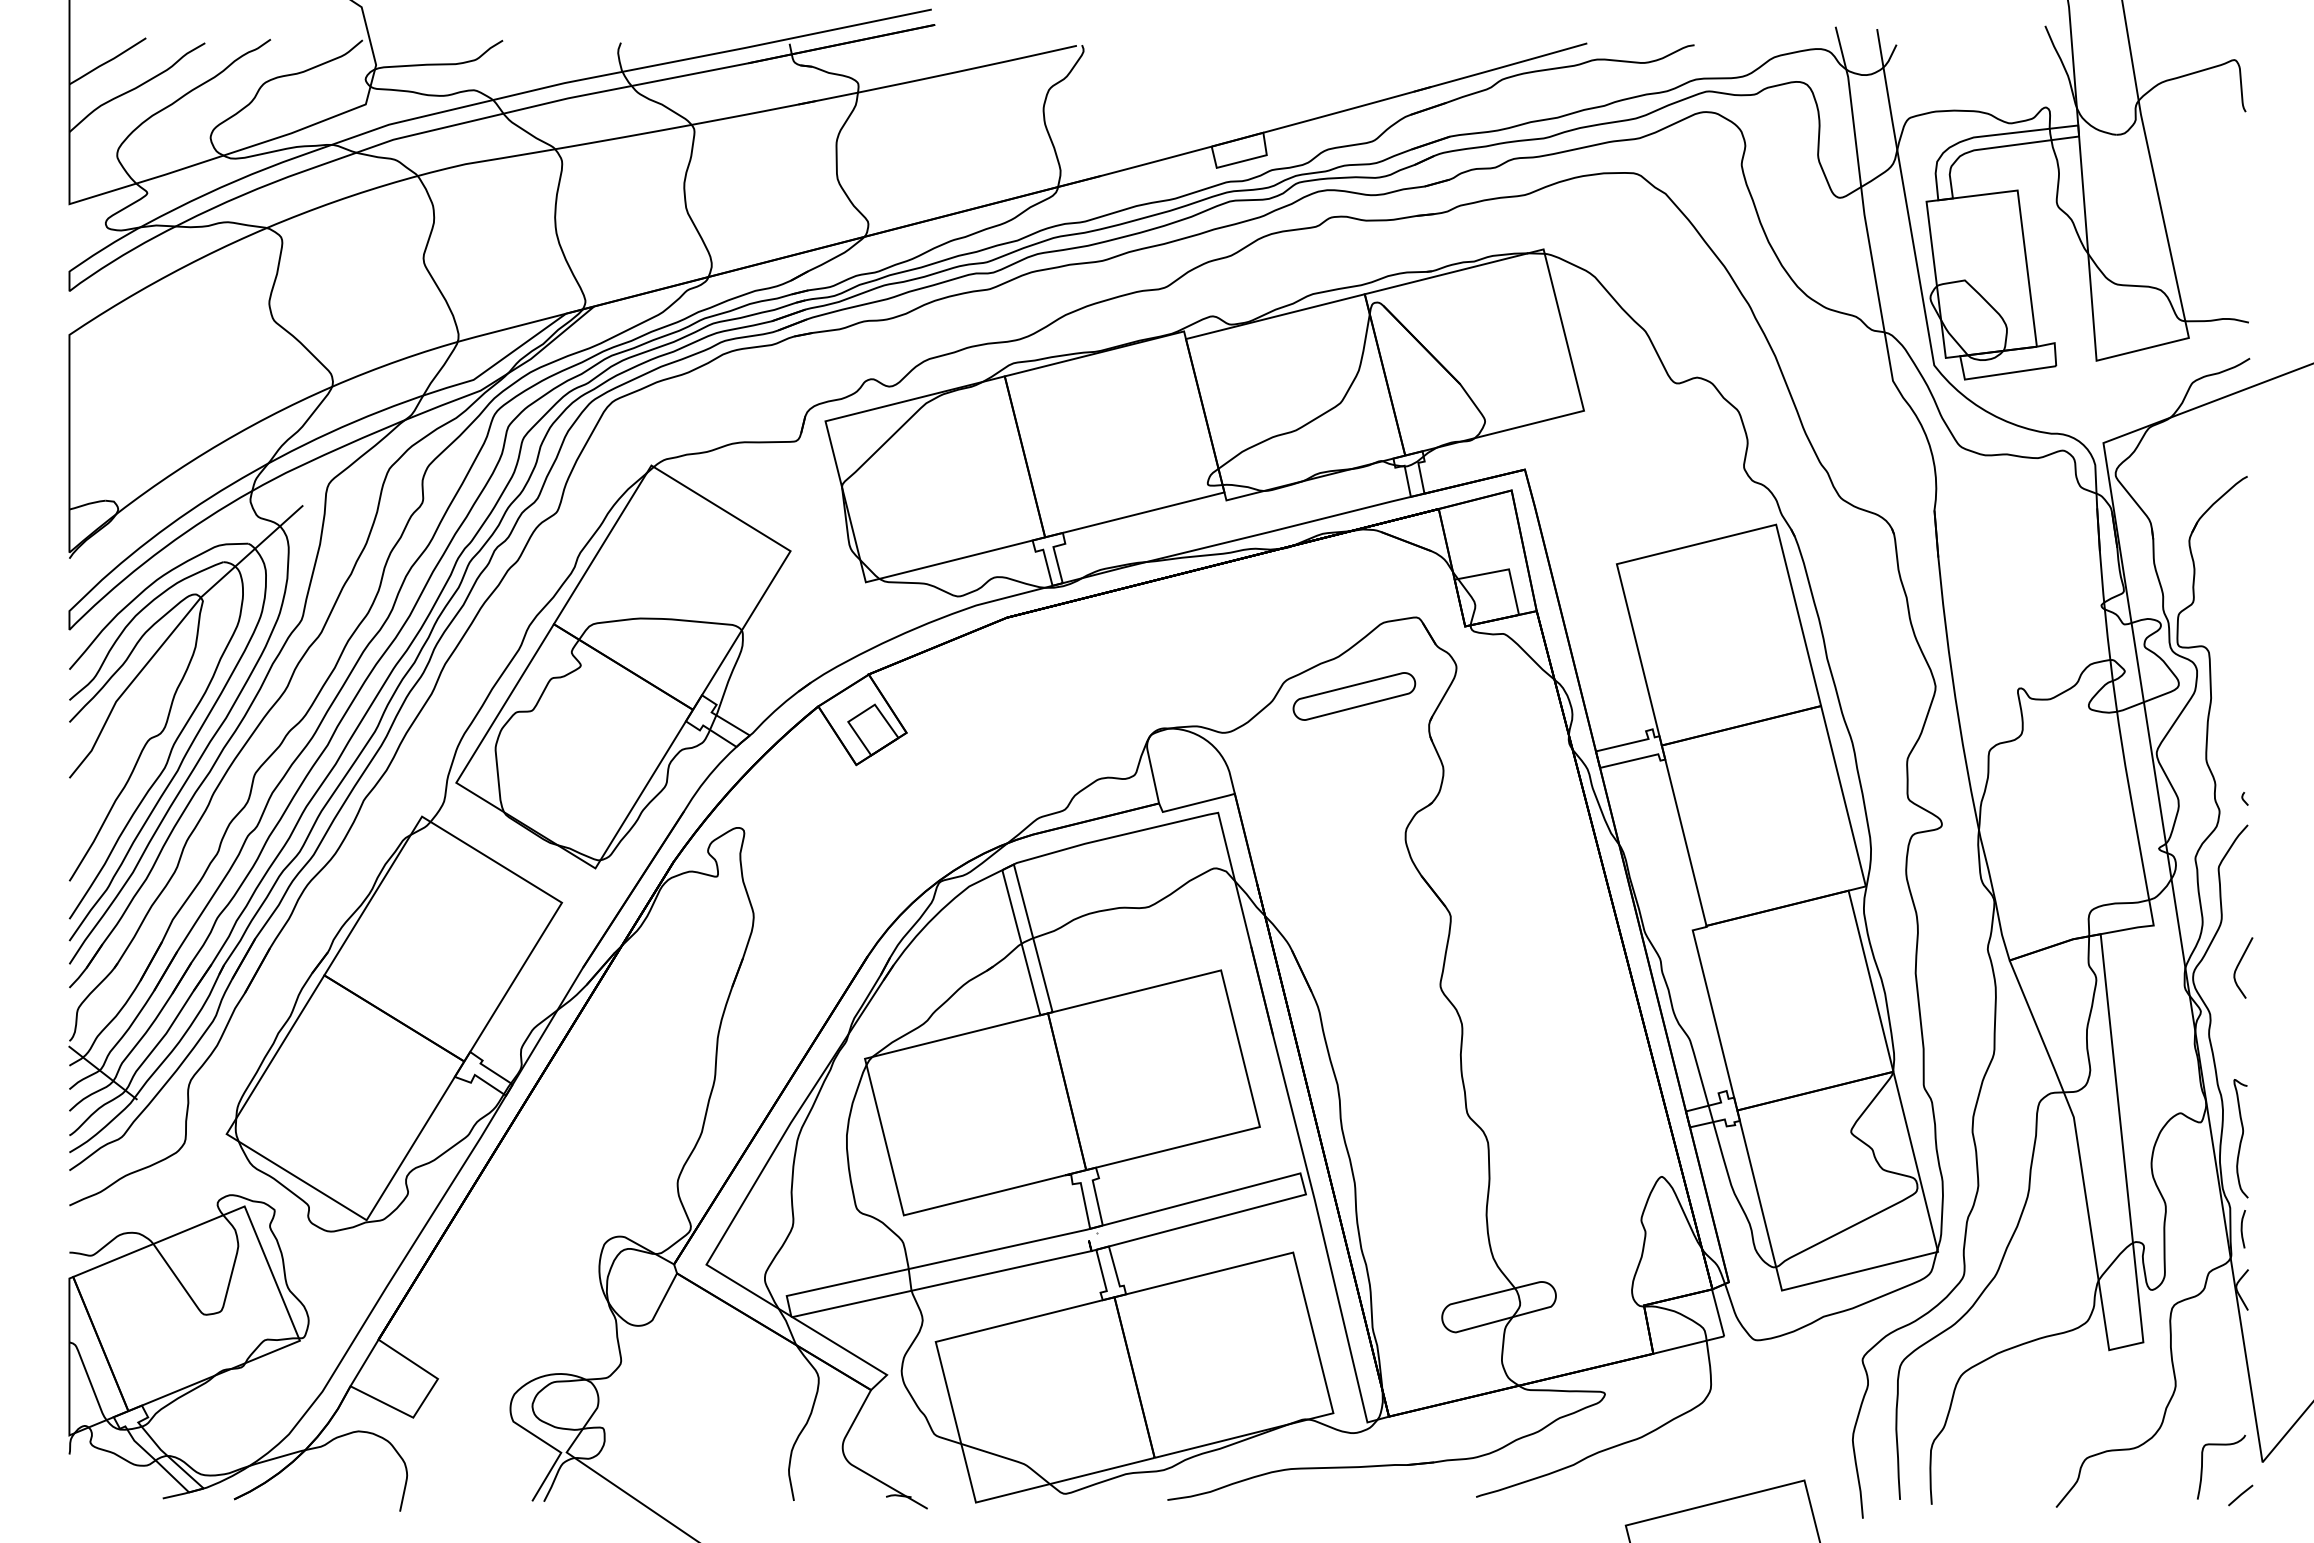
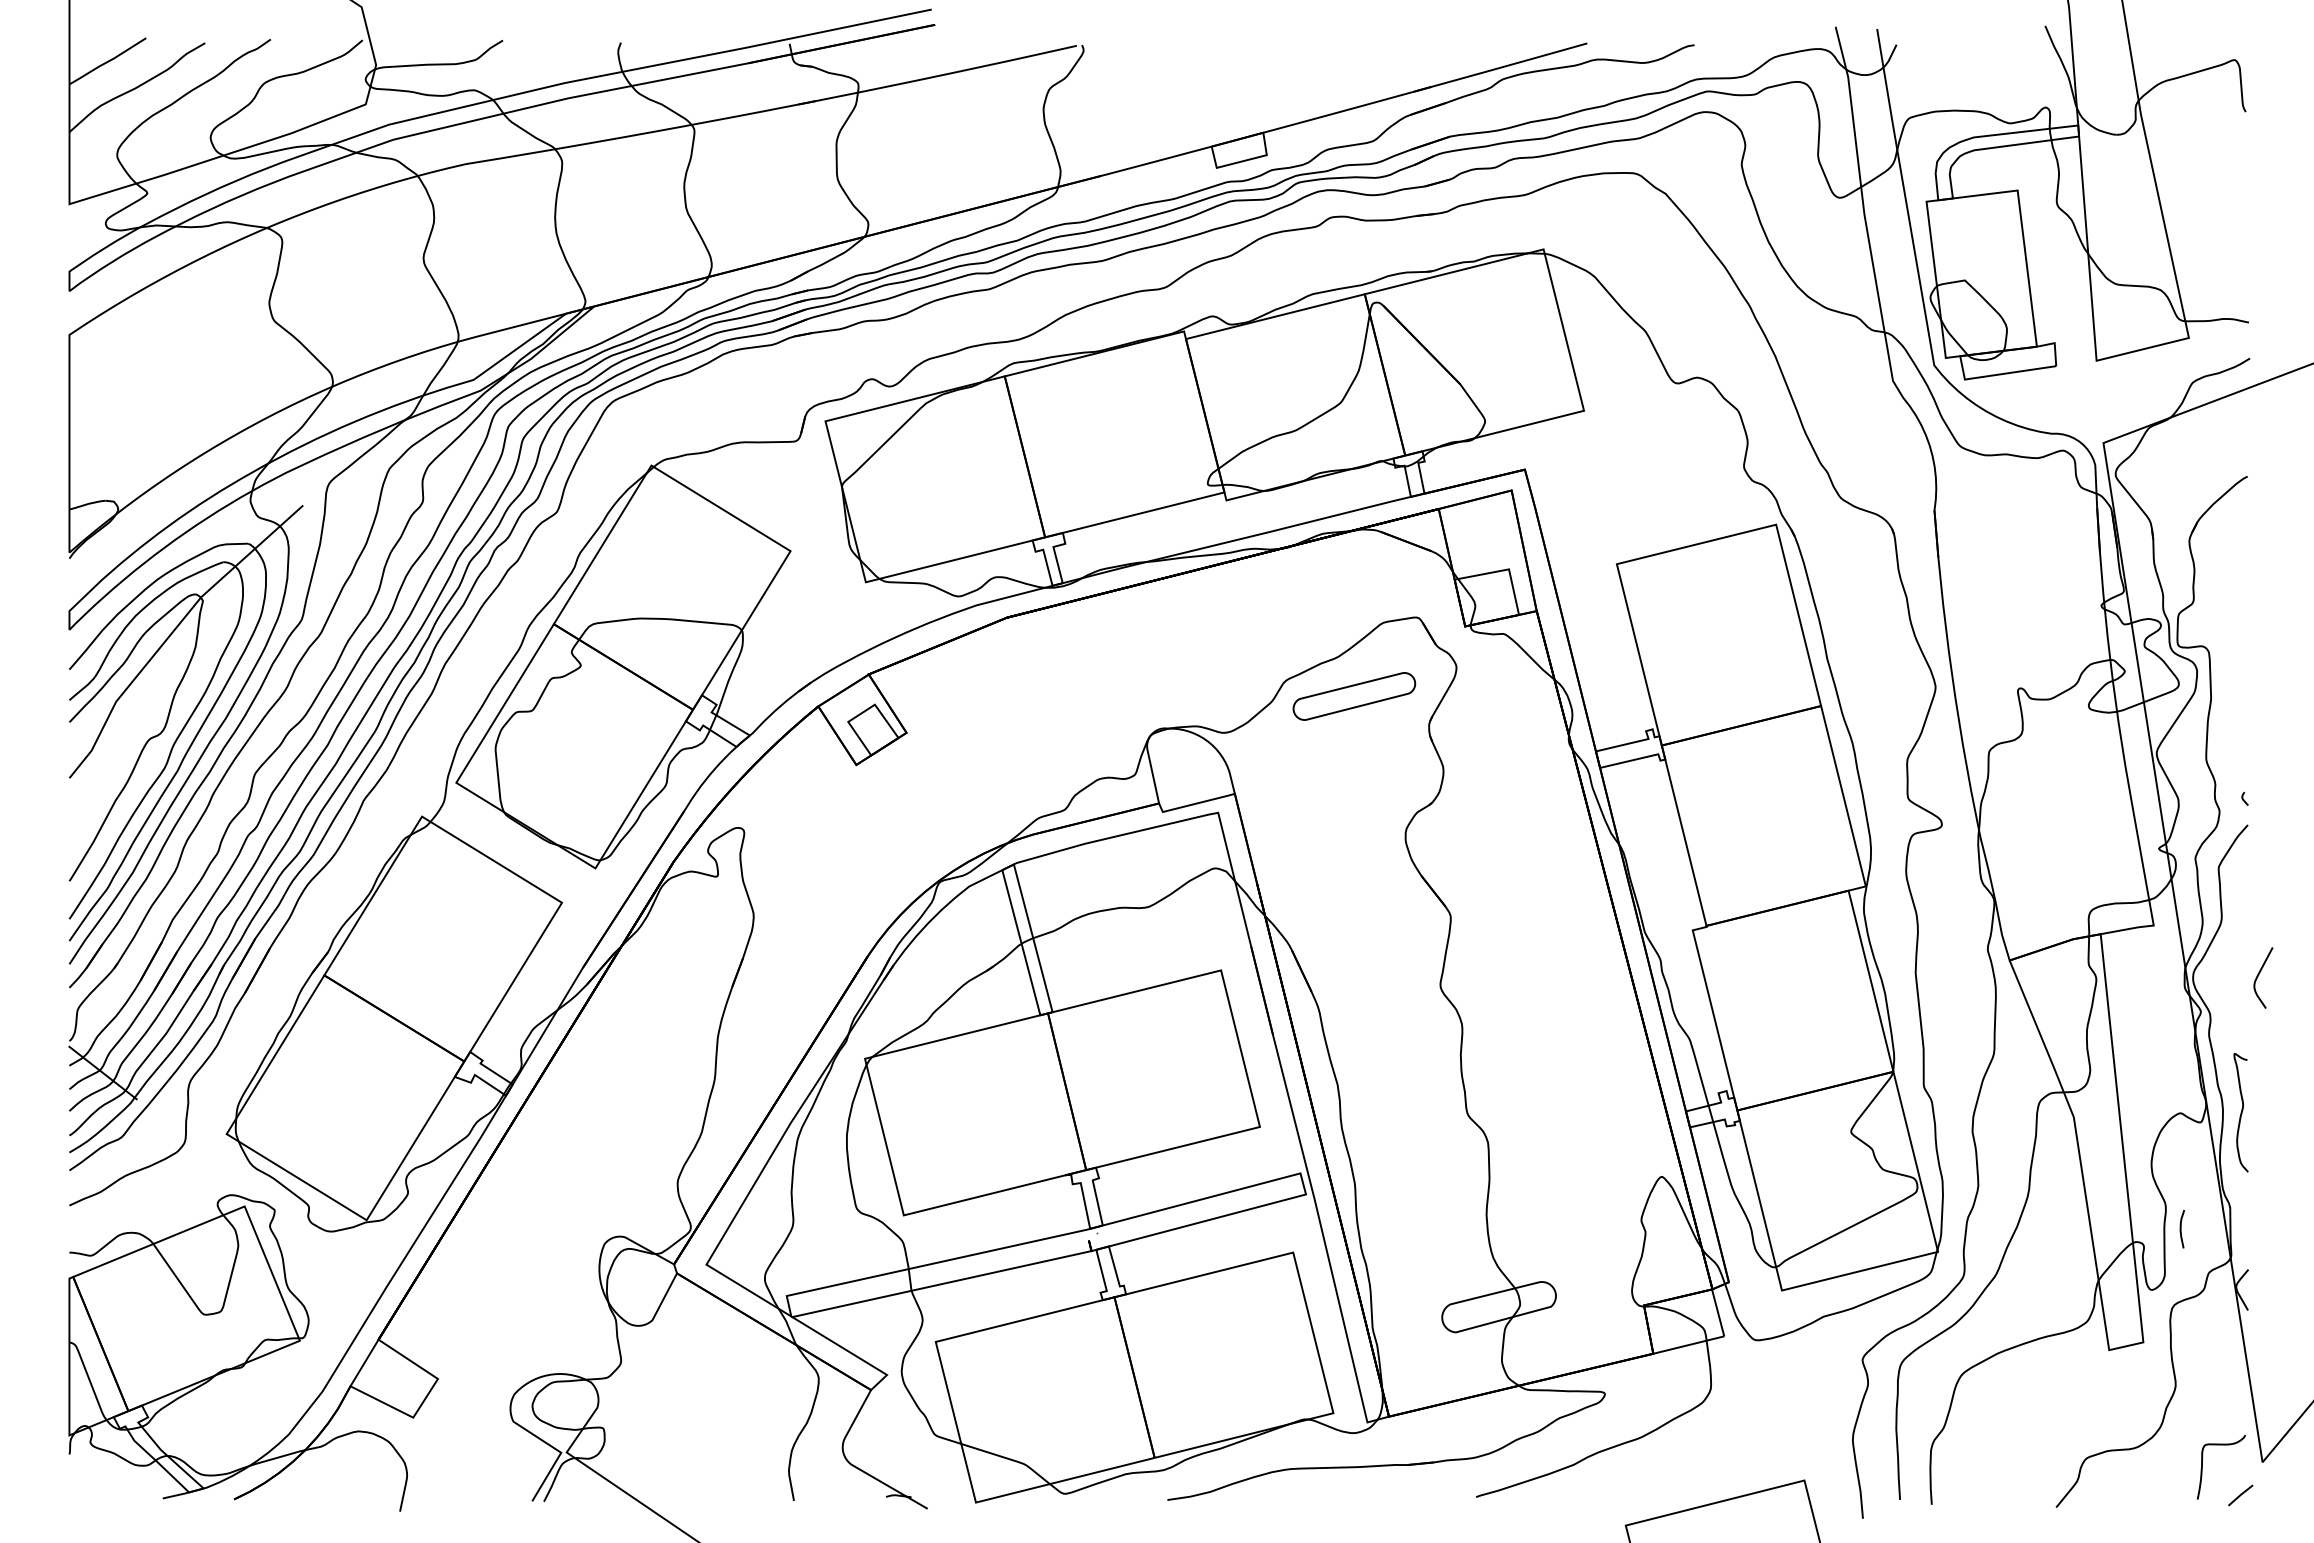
curve position: (2240, 963) -> (2260, 973) (2260, 973)
curve position: (2240, 1138) -> (2240, 1112) (2240, 1112)
curve position: (2242, 1229) -> (2181, 1229) (2181, 1229)
